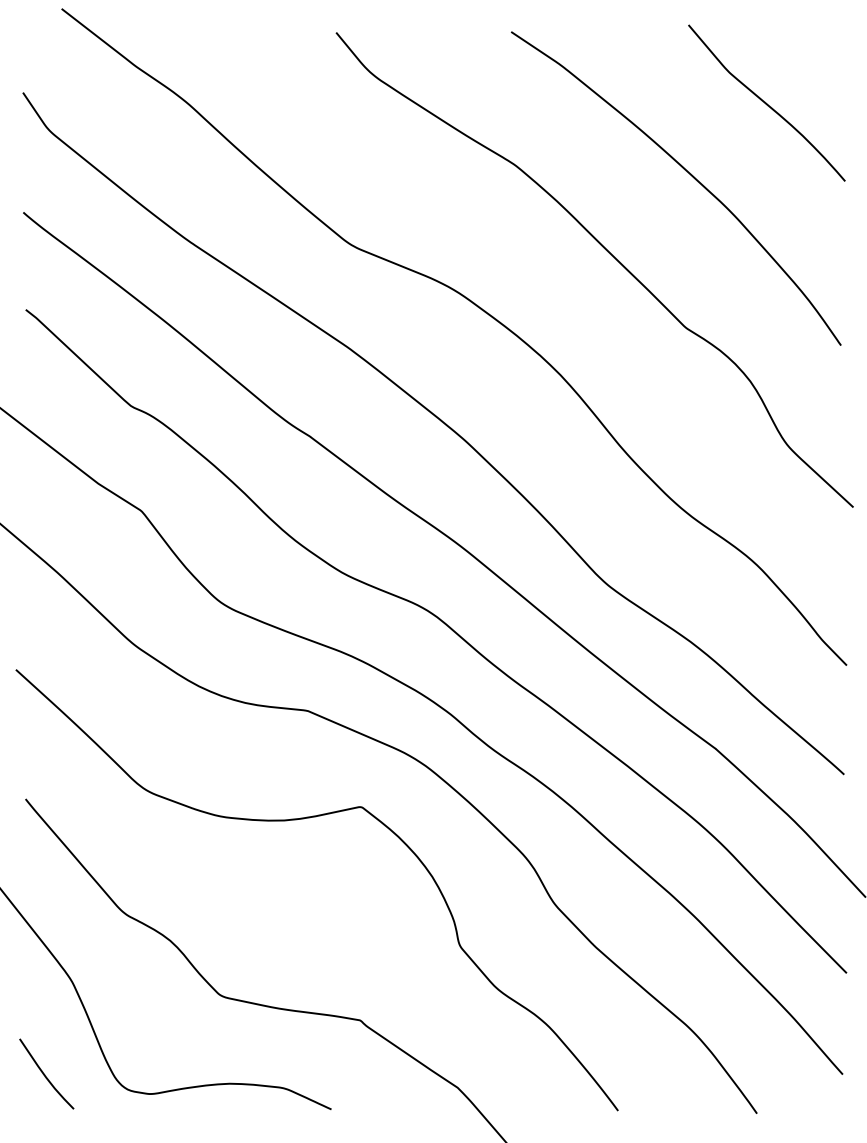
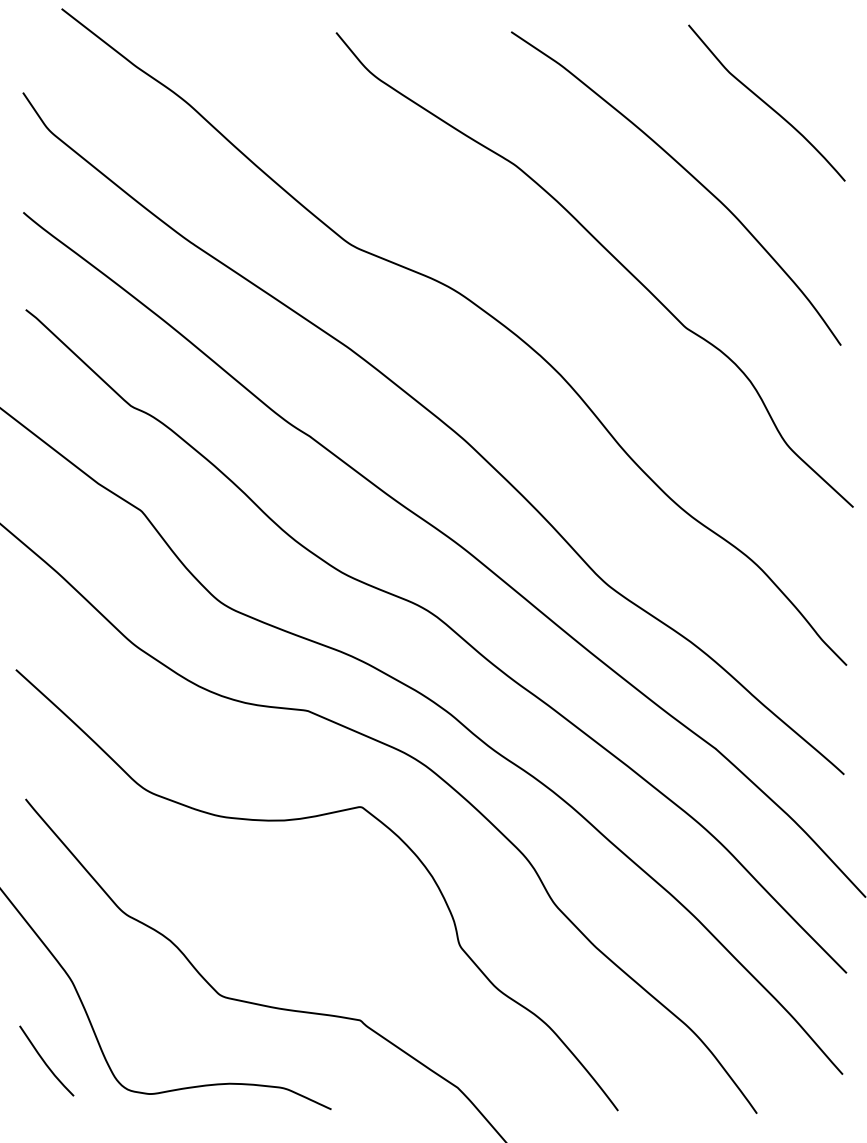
curve position: (45, 1074) -> (45, 1061) (45, 1061)
